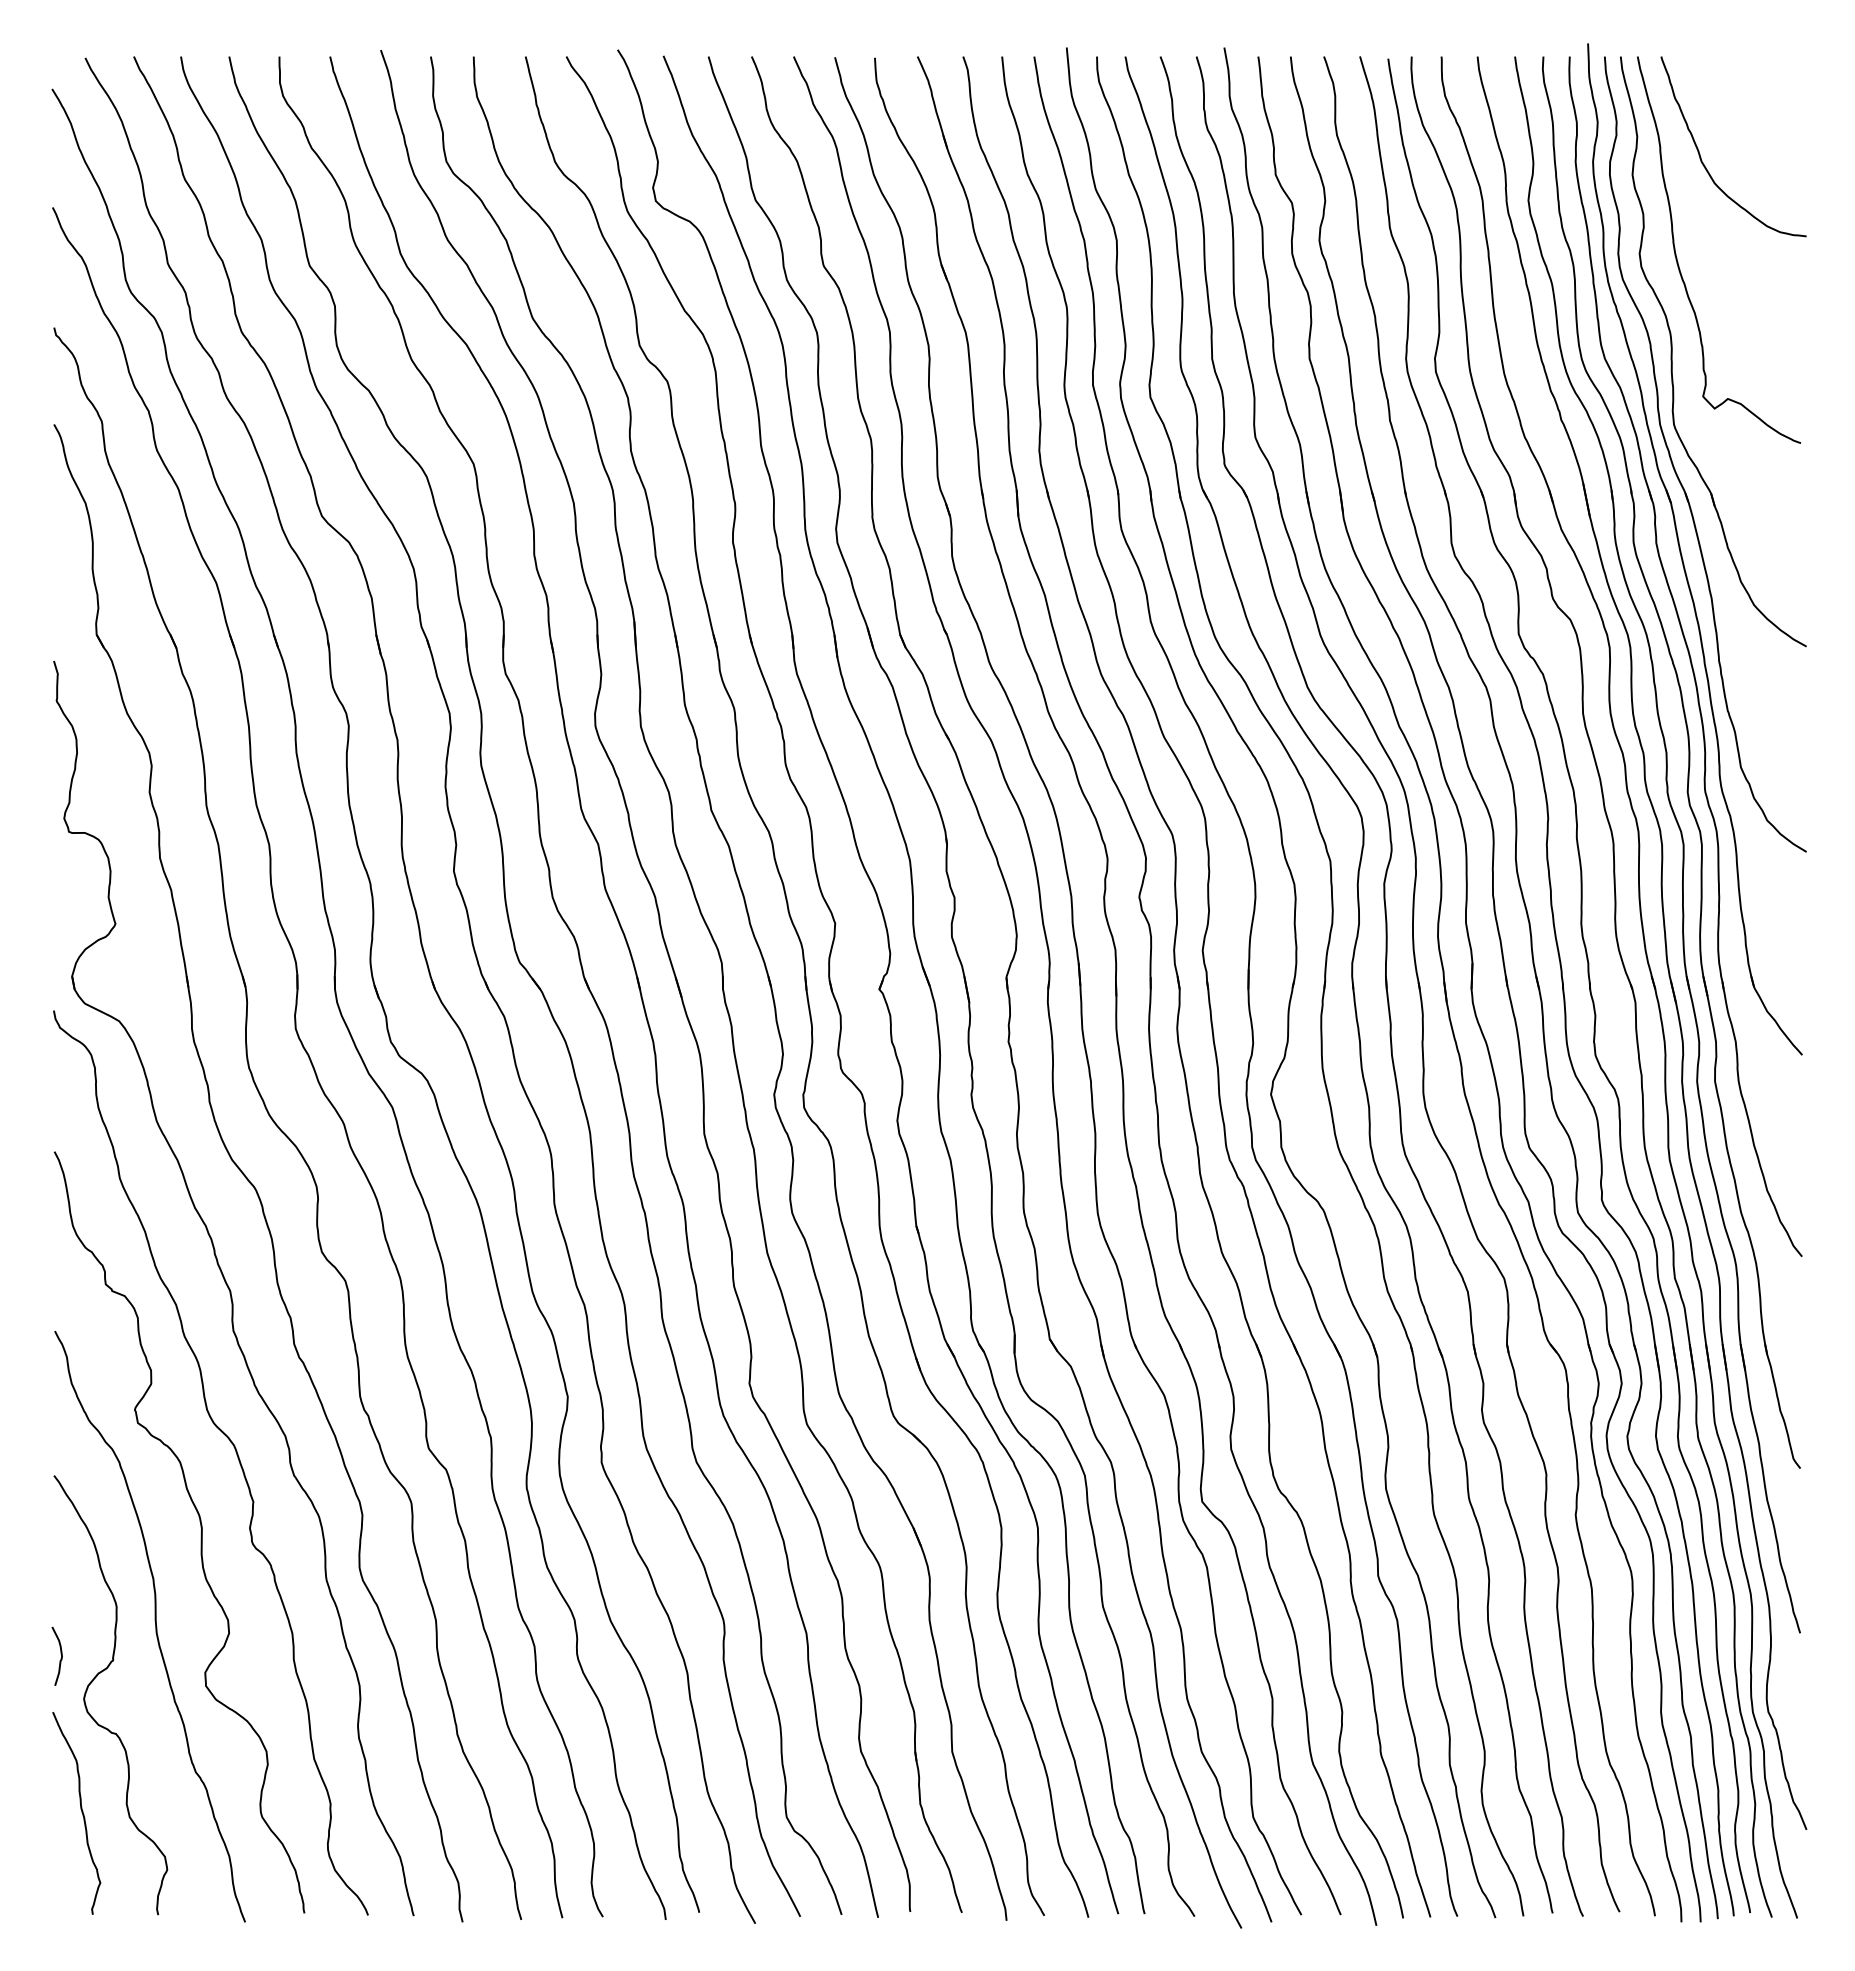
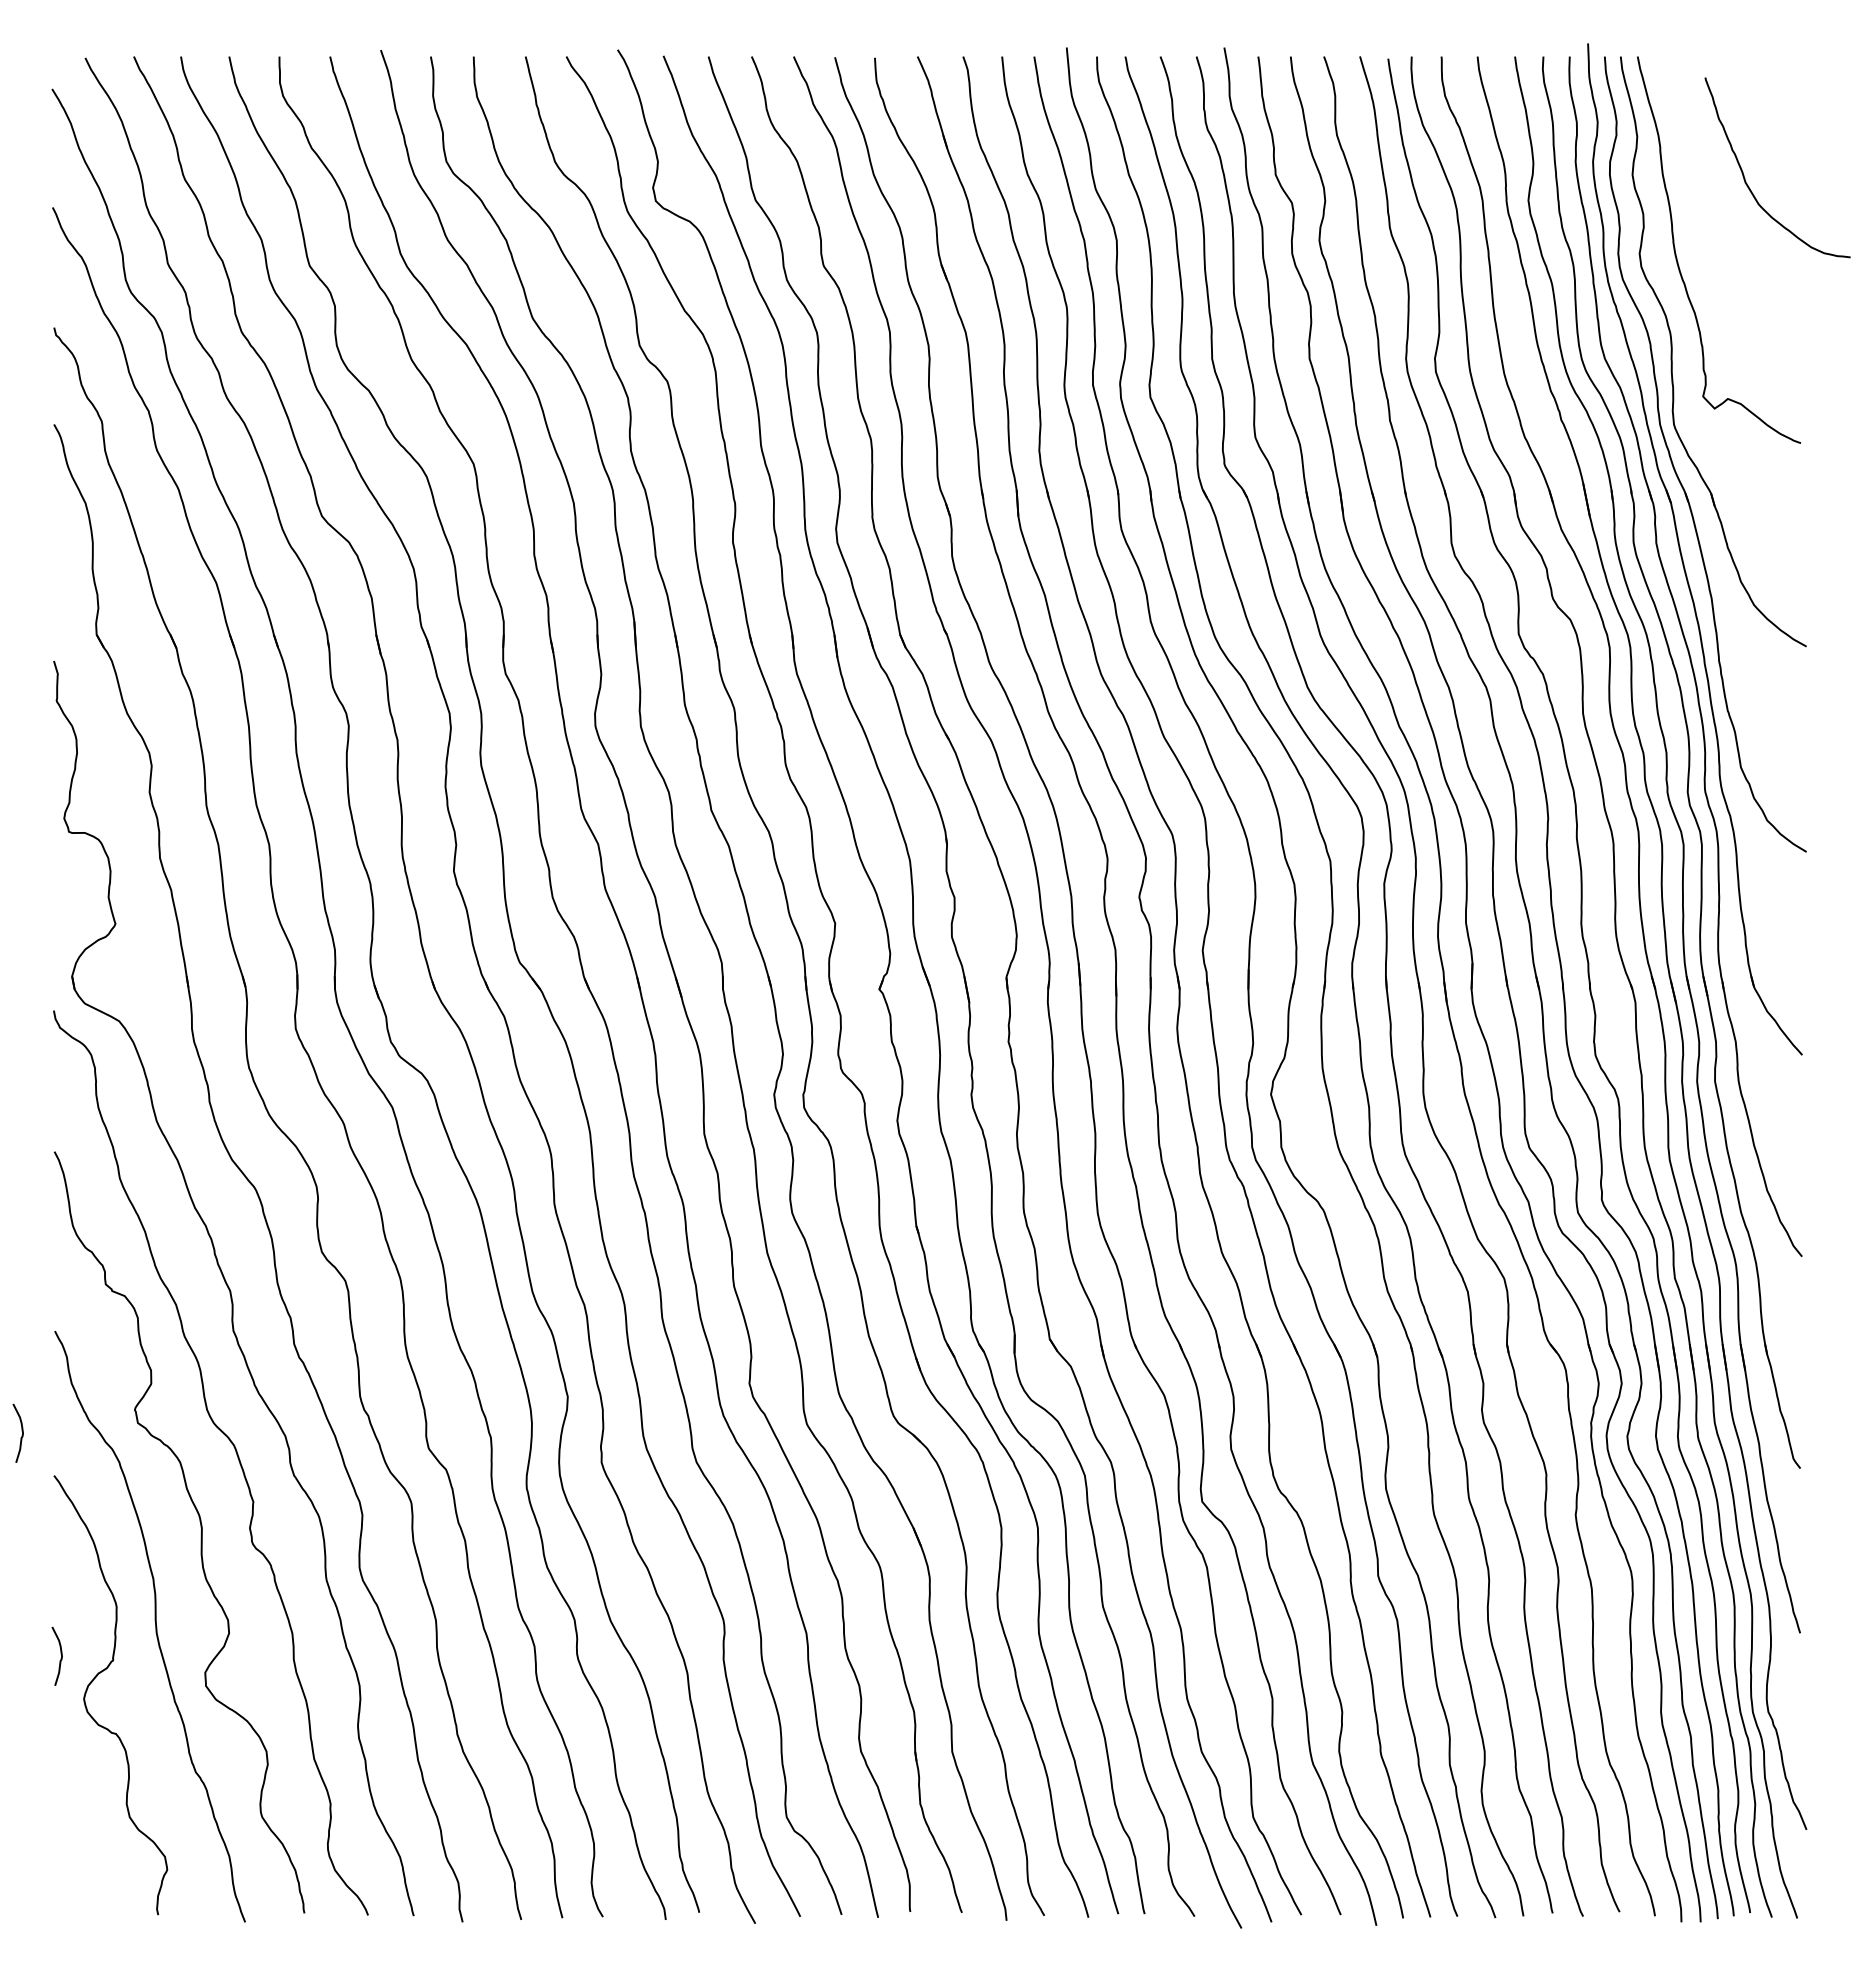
curve position: (1701, 157) -> (1745, 178) (1745, 178)
curve: none -> present (21, 1431)
curve: present -> none (81, 1812)
